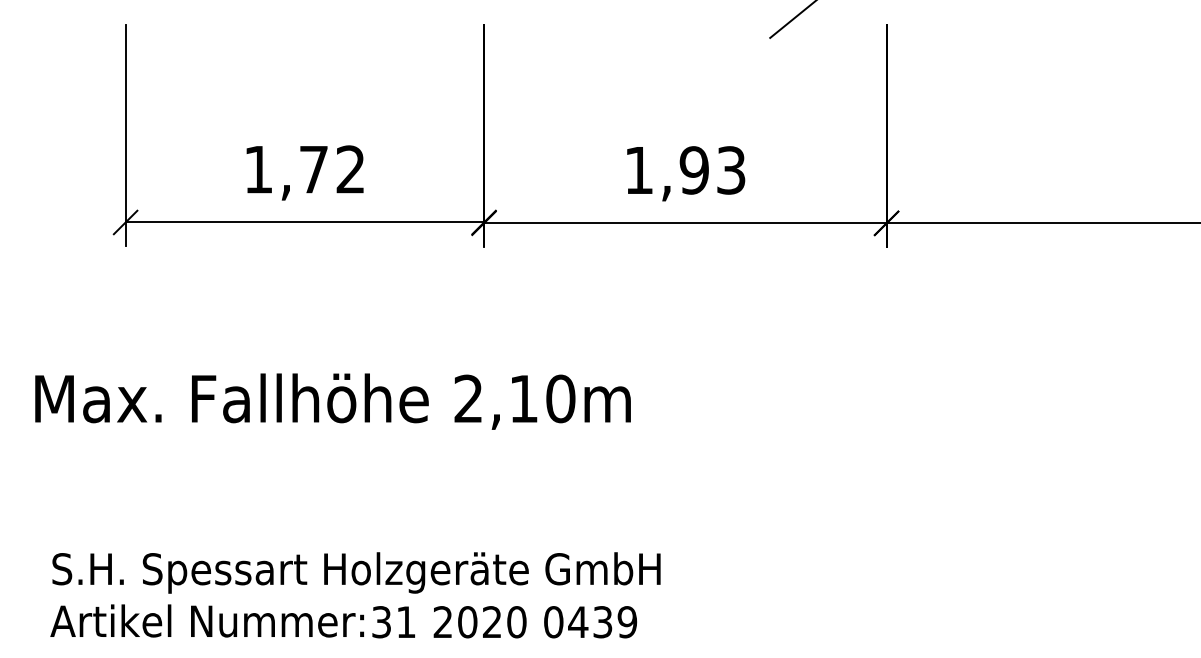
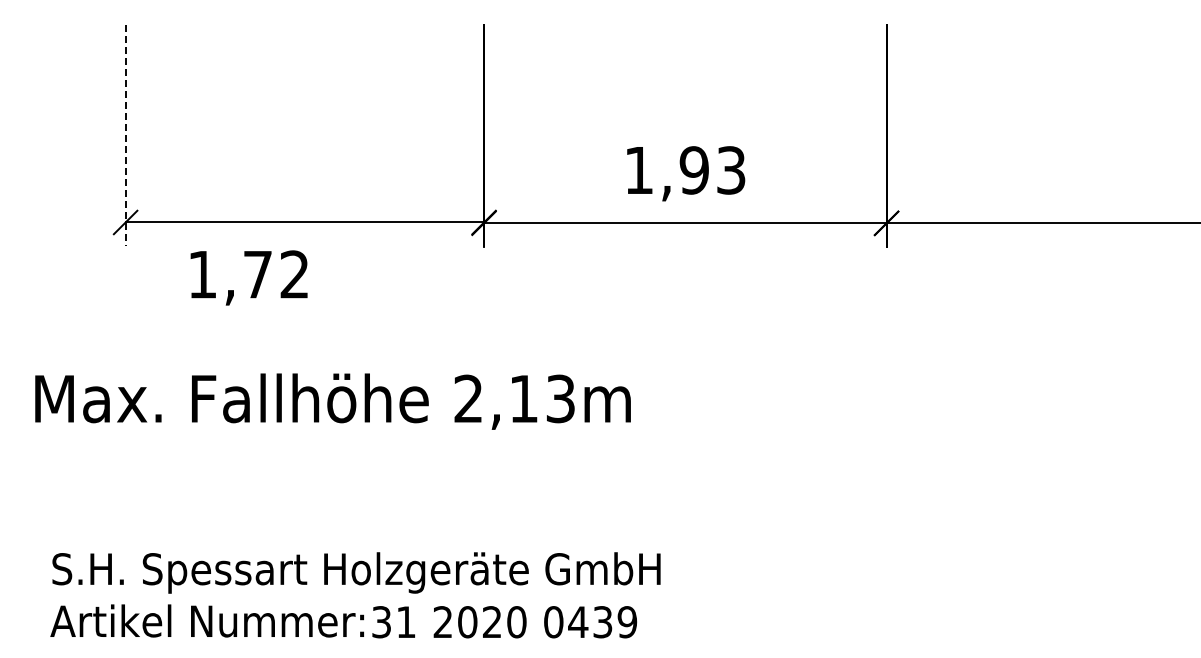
line: present -> none (791, 19)
line: solid -> dashed (125, 136)
text position: (304, 172) -> (248, 277) (248, 277)
text: 2,10m -> 2,13m (560, 398)
